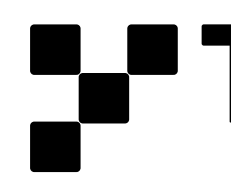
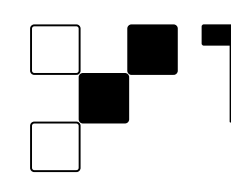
fill: present -> none (55, 49)
fill: present -> none (55, 146)
